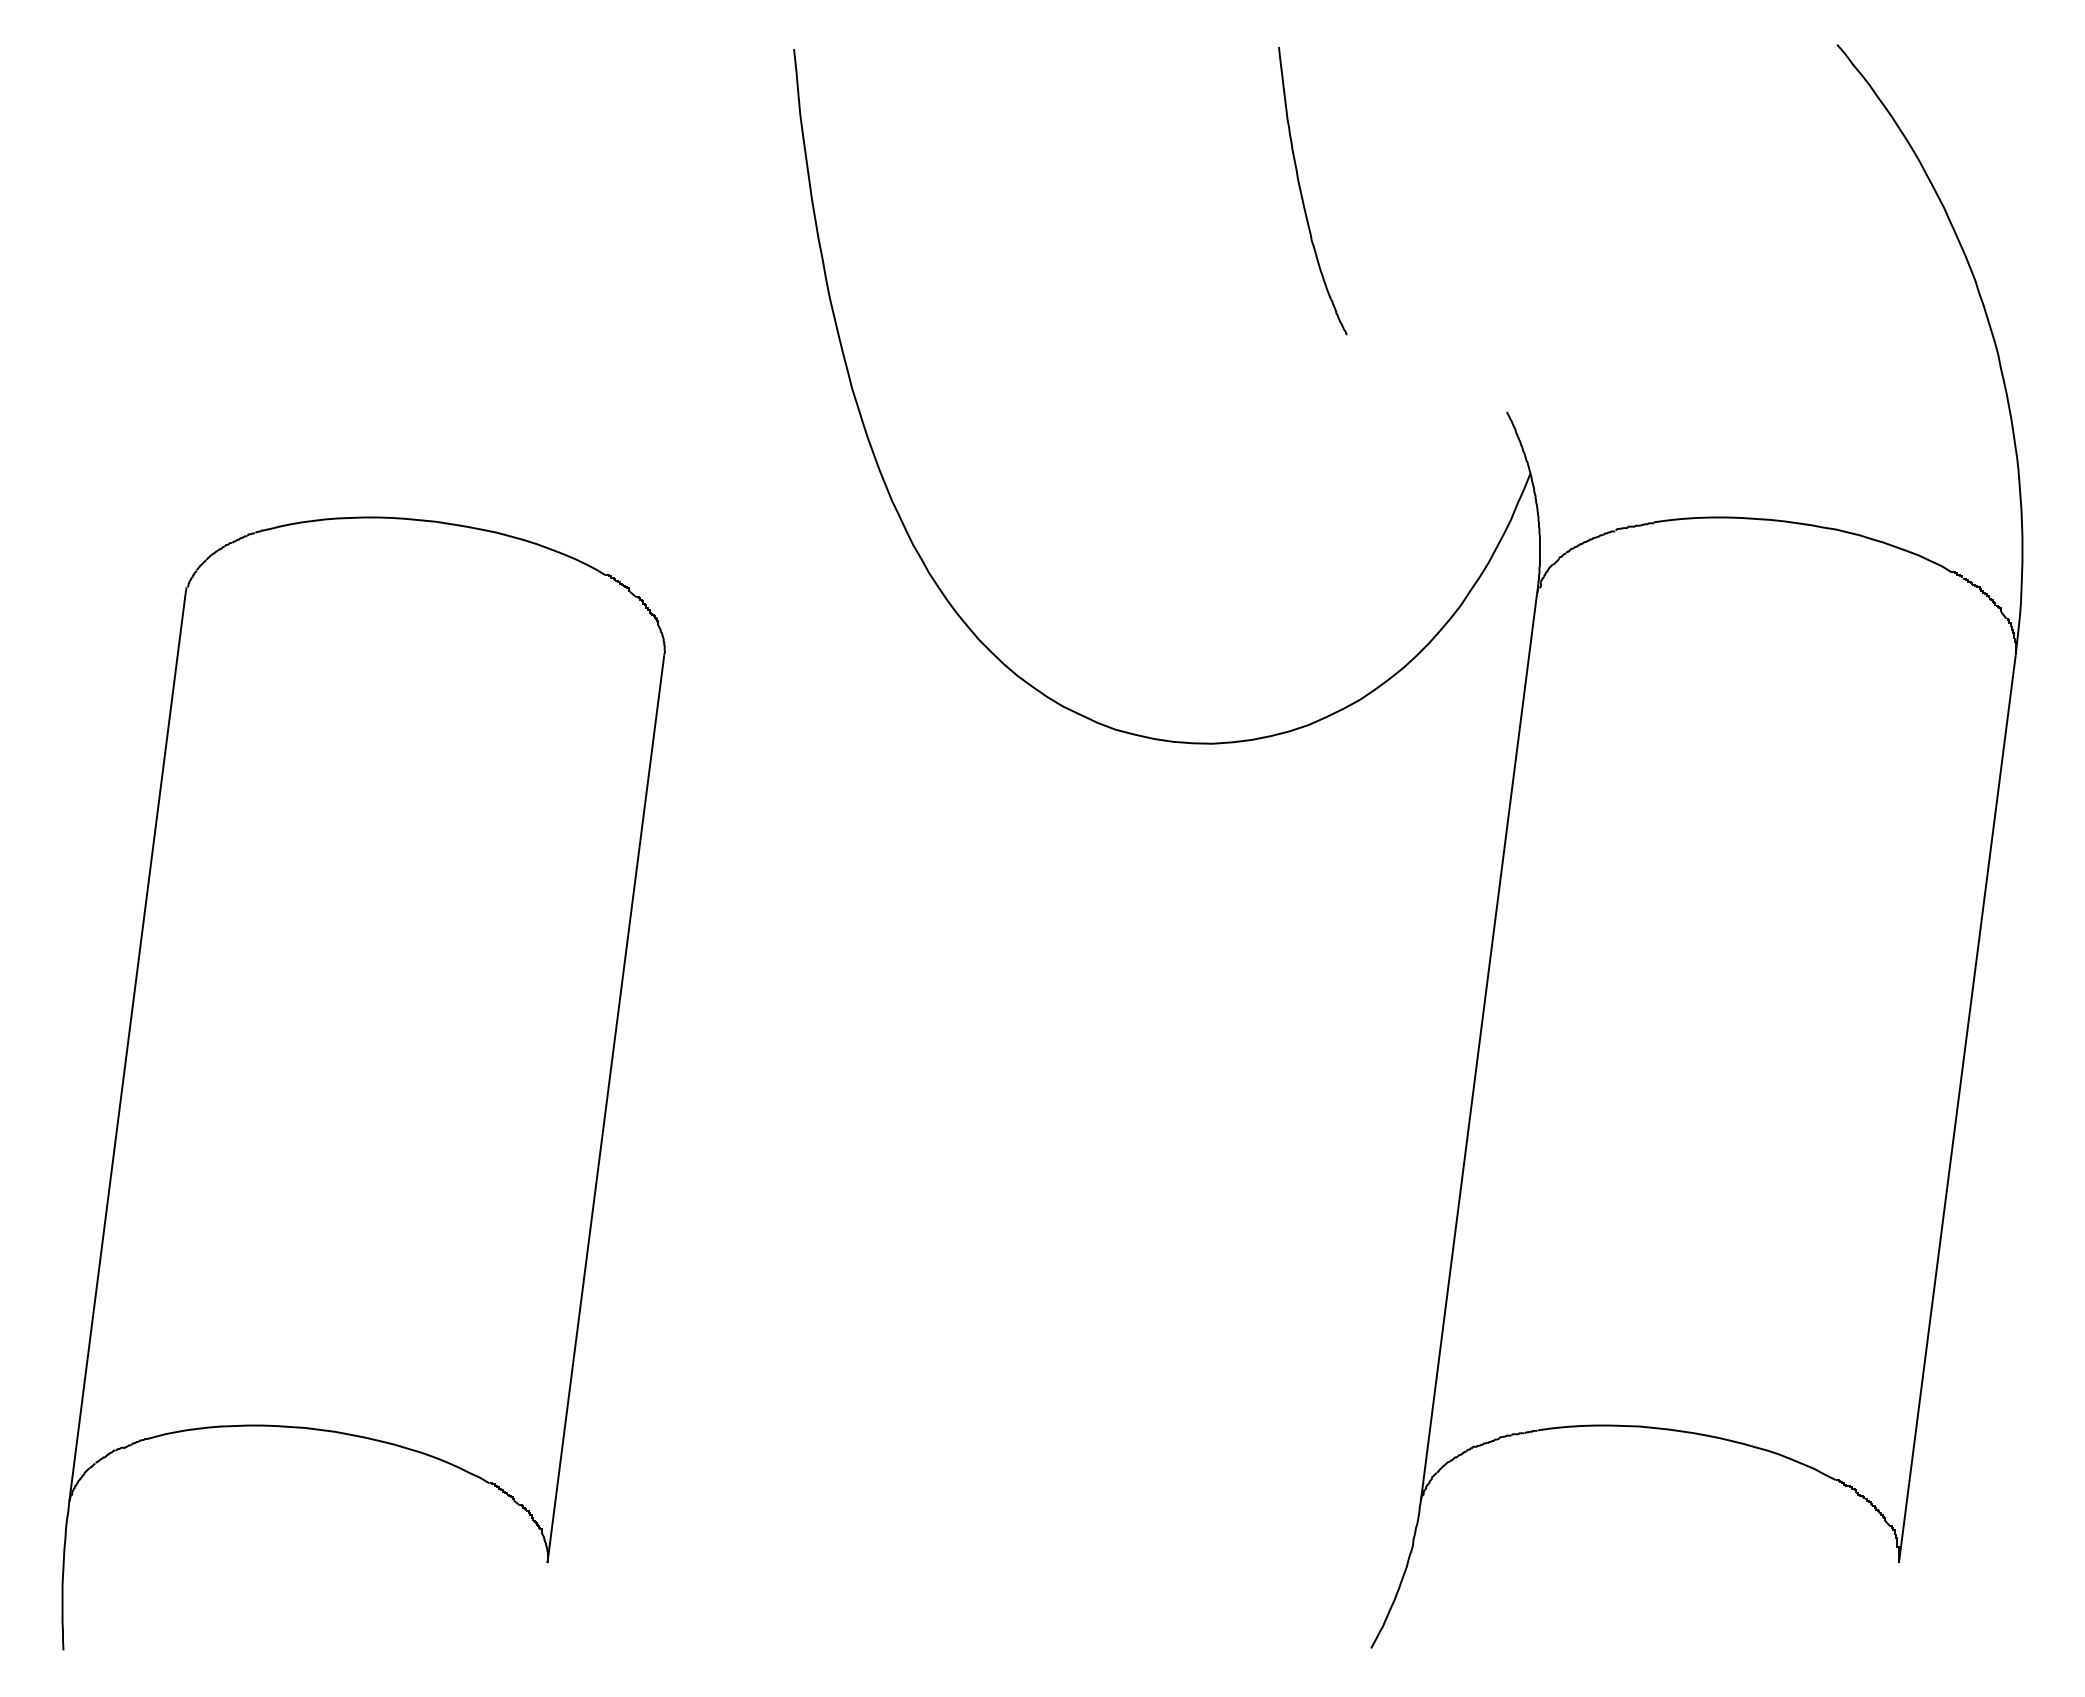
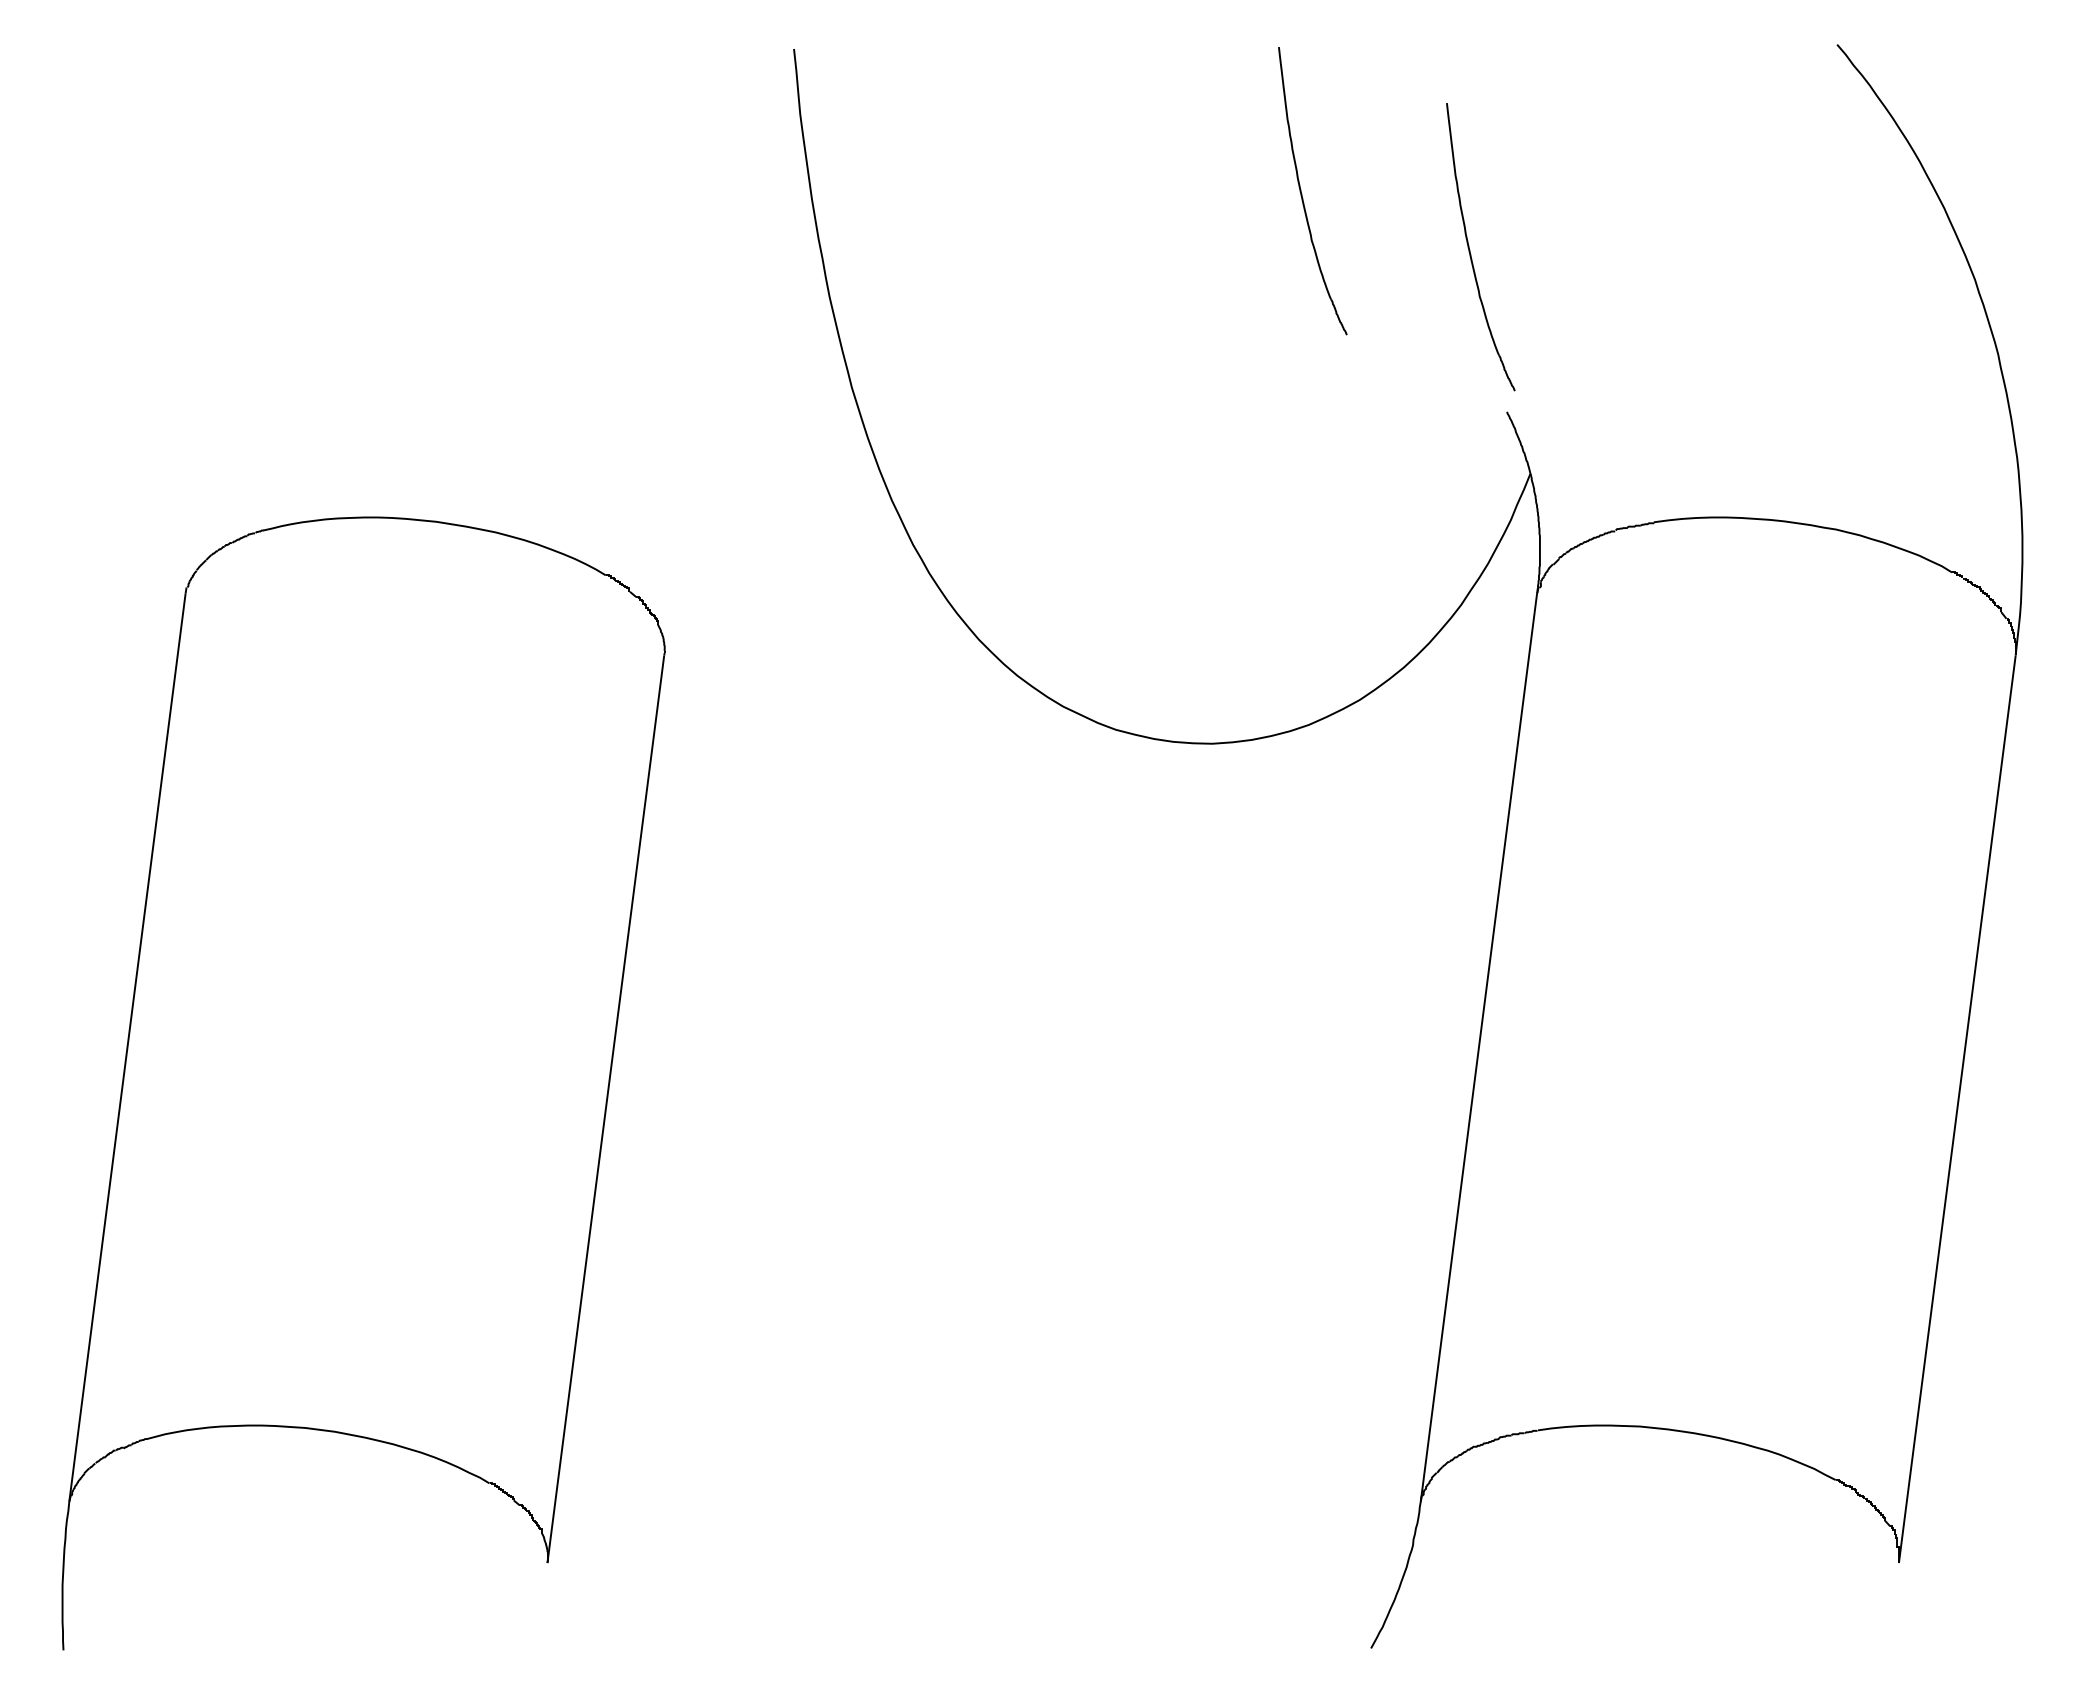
part: none -> present (1470, 249)
